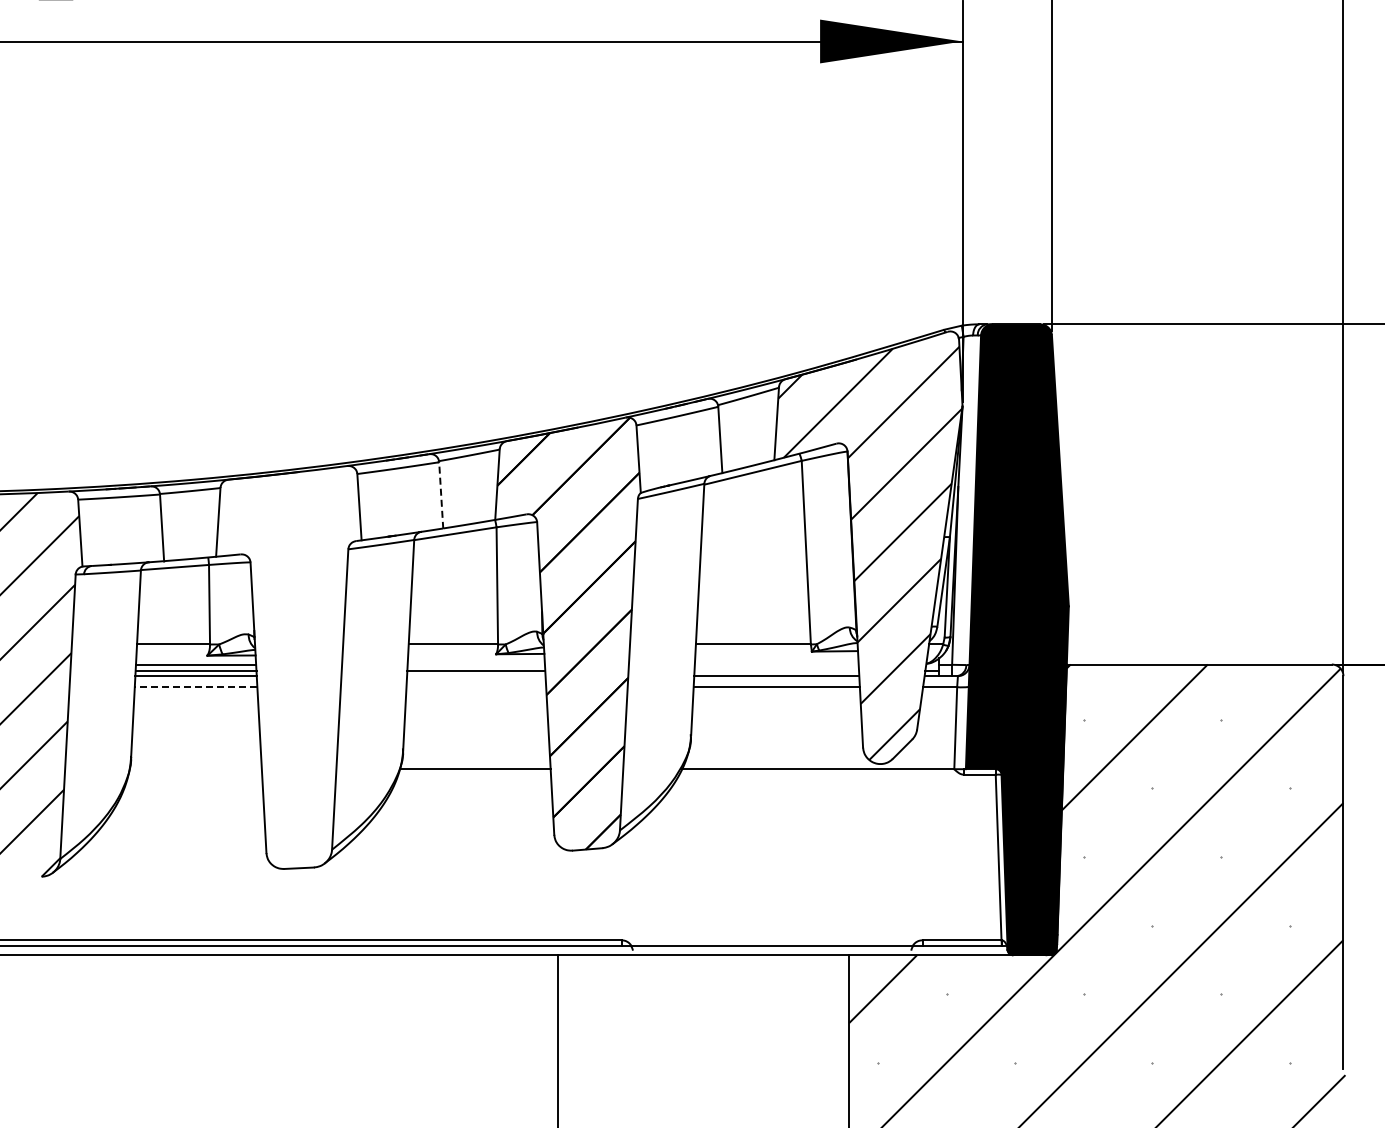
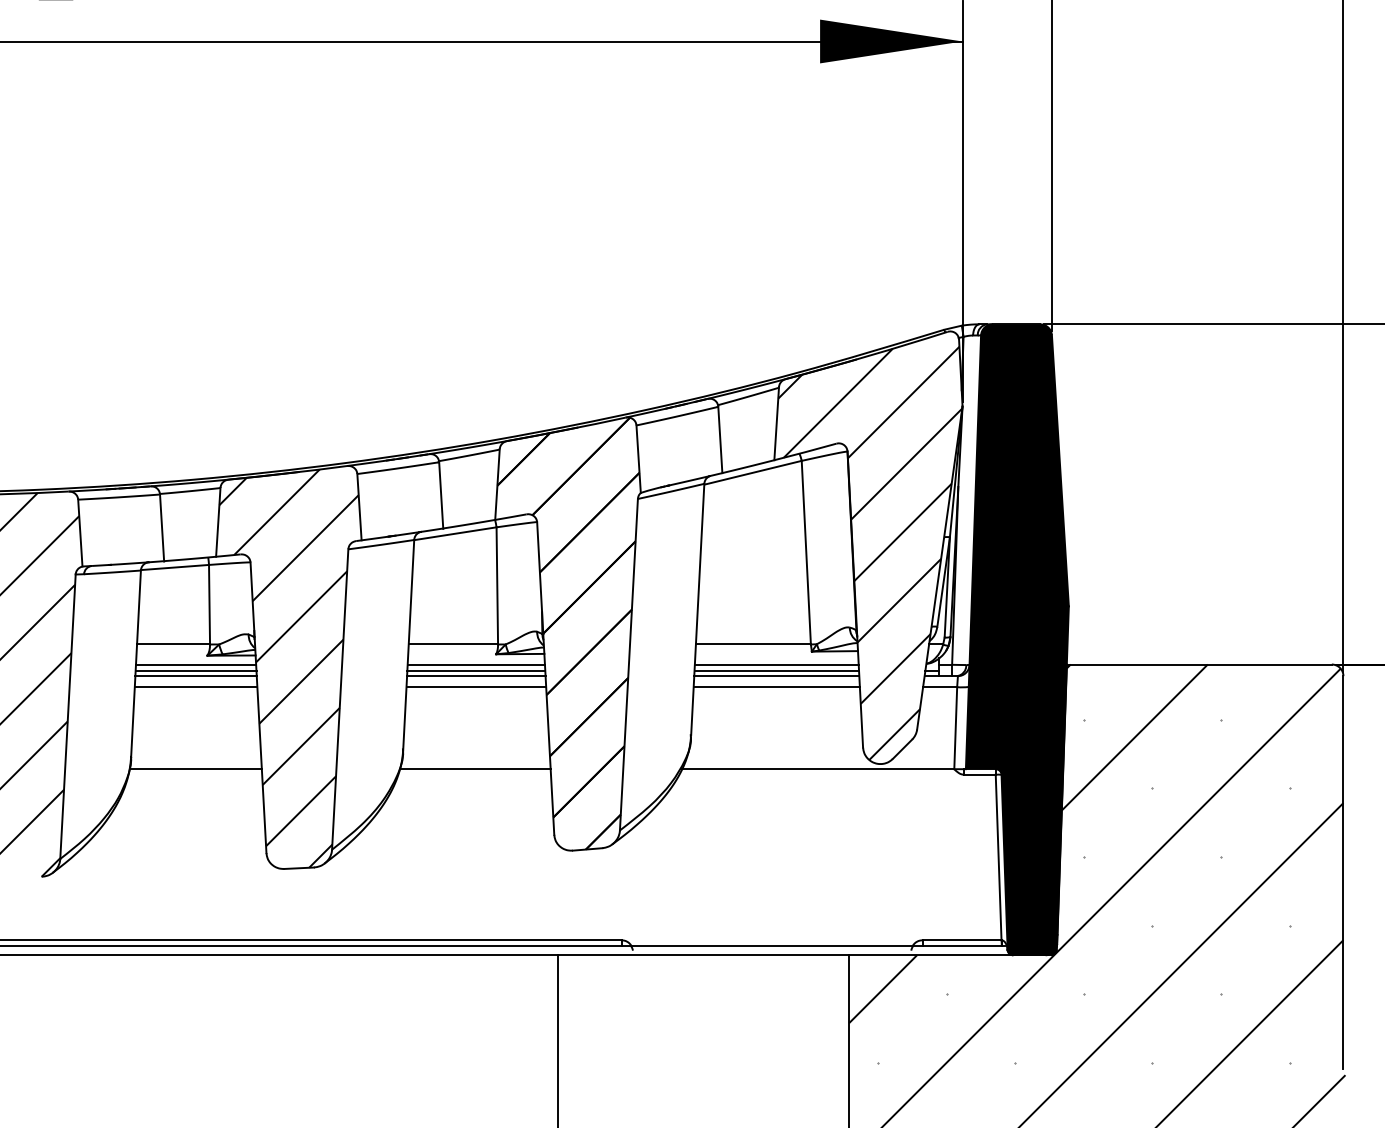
line: dashed -> solid (441, 495)
line: none -> present (475, 664)
line: none -> present (776, 664)
hatch: none -> present (288, 668)
line: none -> present (776, 671)
line: none -> present (476, 676)
line: dashed -> solid (195, 687)
line: none -> present (476, 687)
line: none -> present (195, 769)
